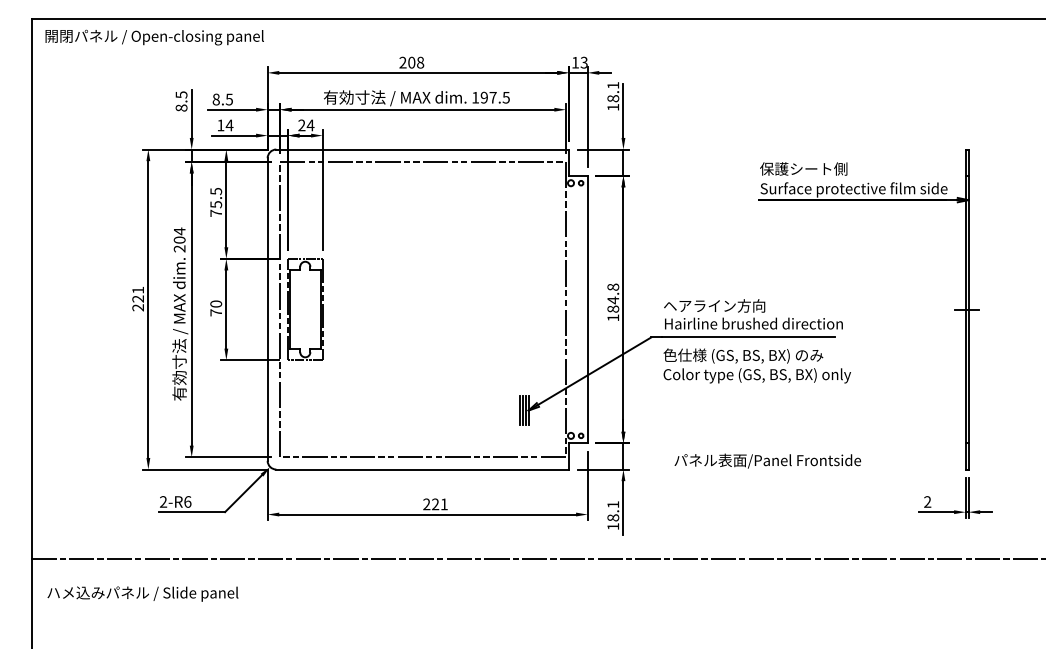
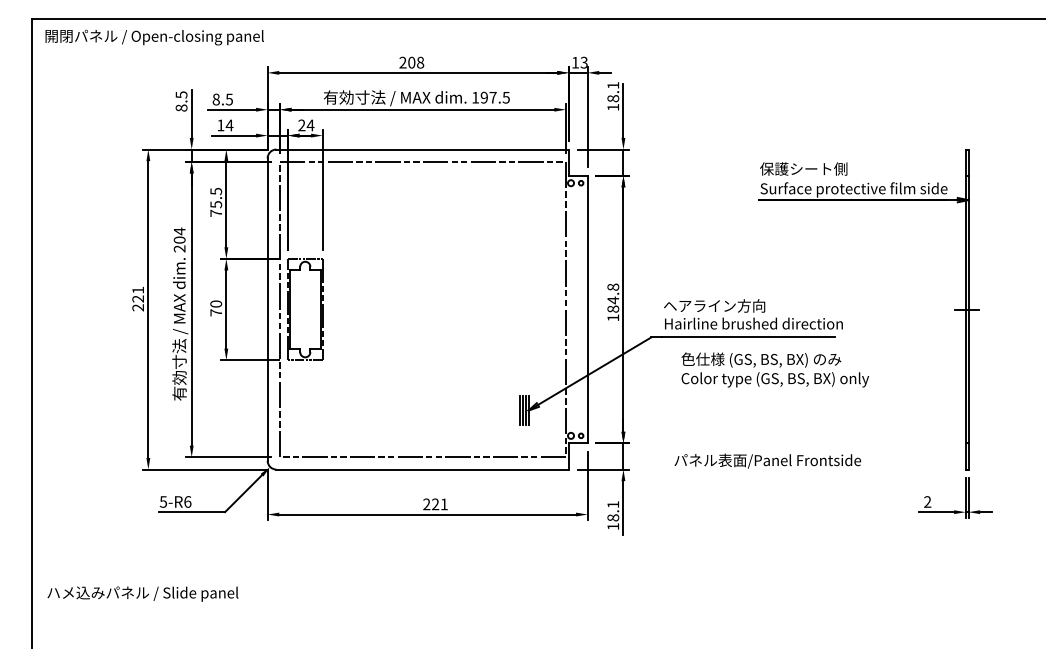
text position: (756, 365) -> (774, 369) (774, 369)
text: 2-R6 -> 5-R6 (163, 501)
line: present -> none (536, 558)
